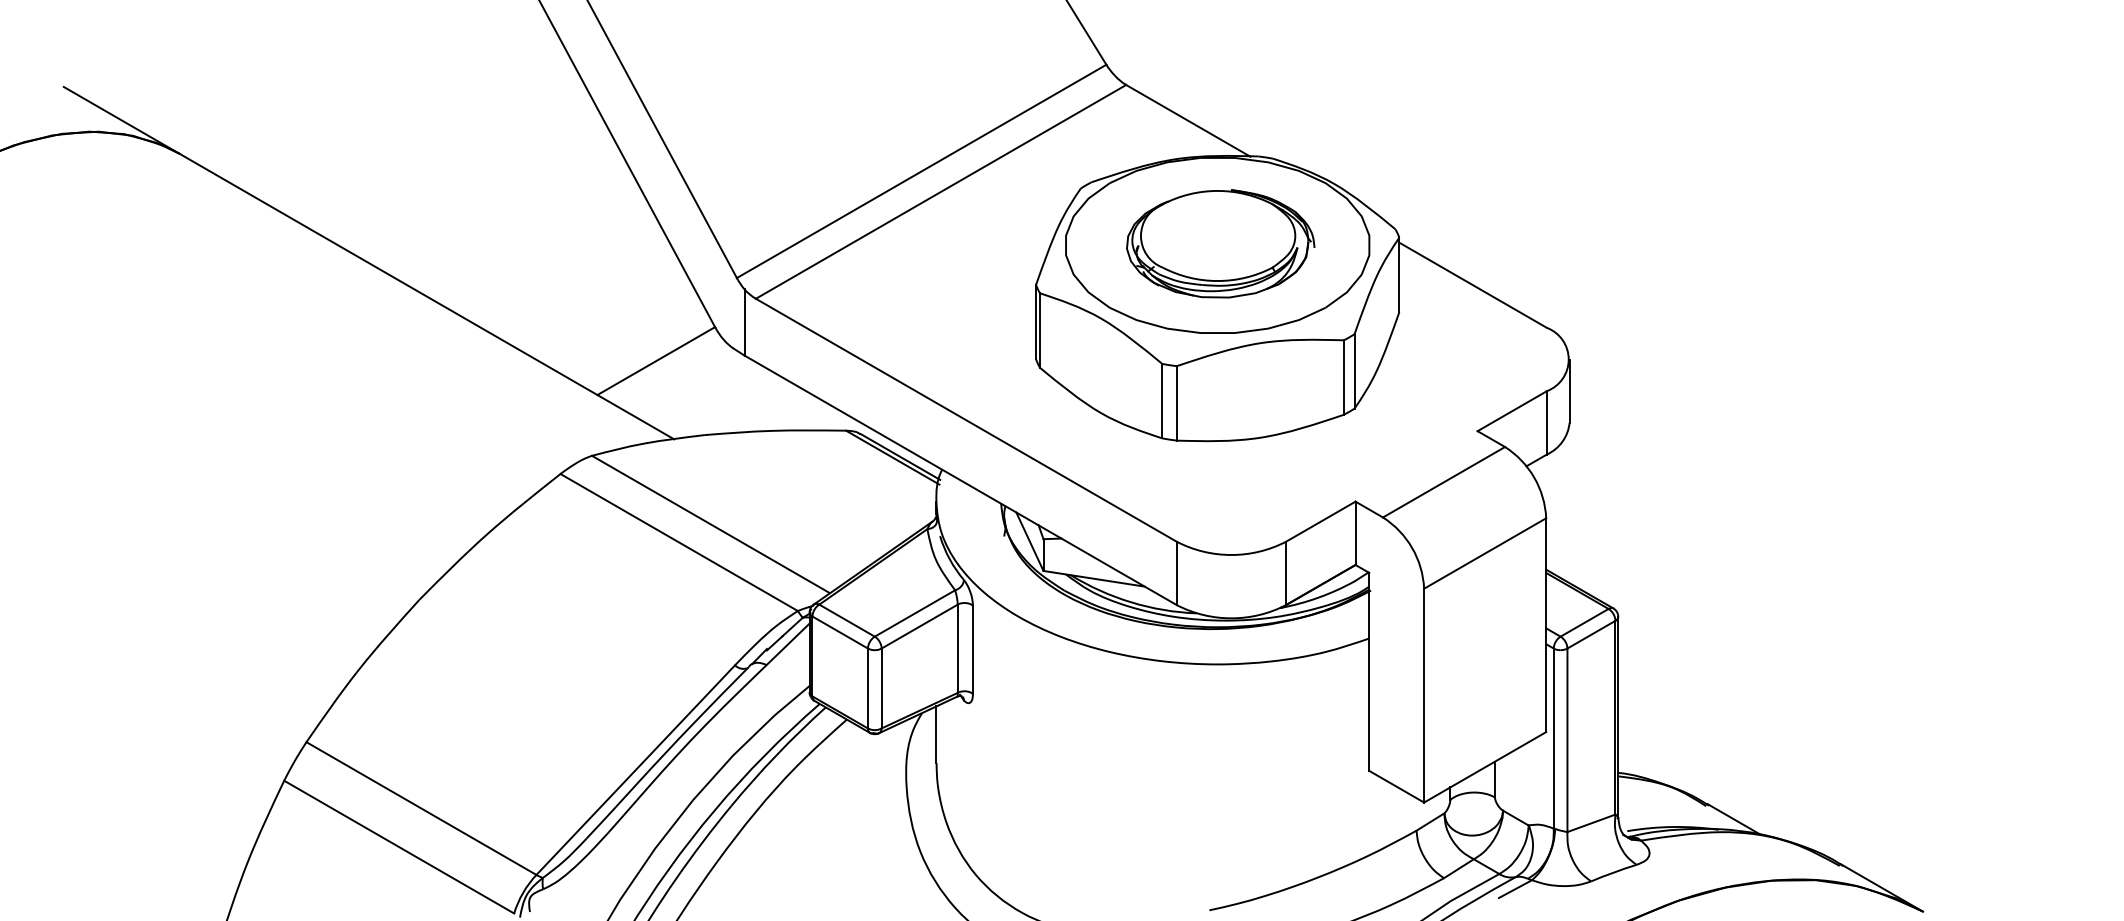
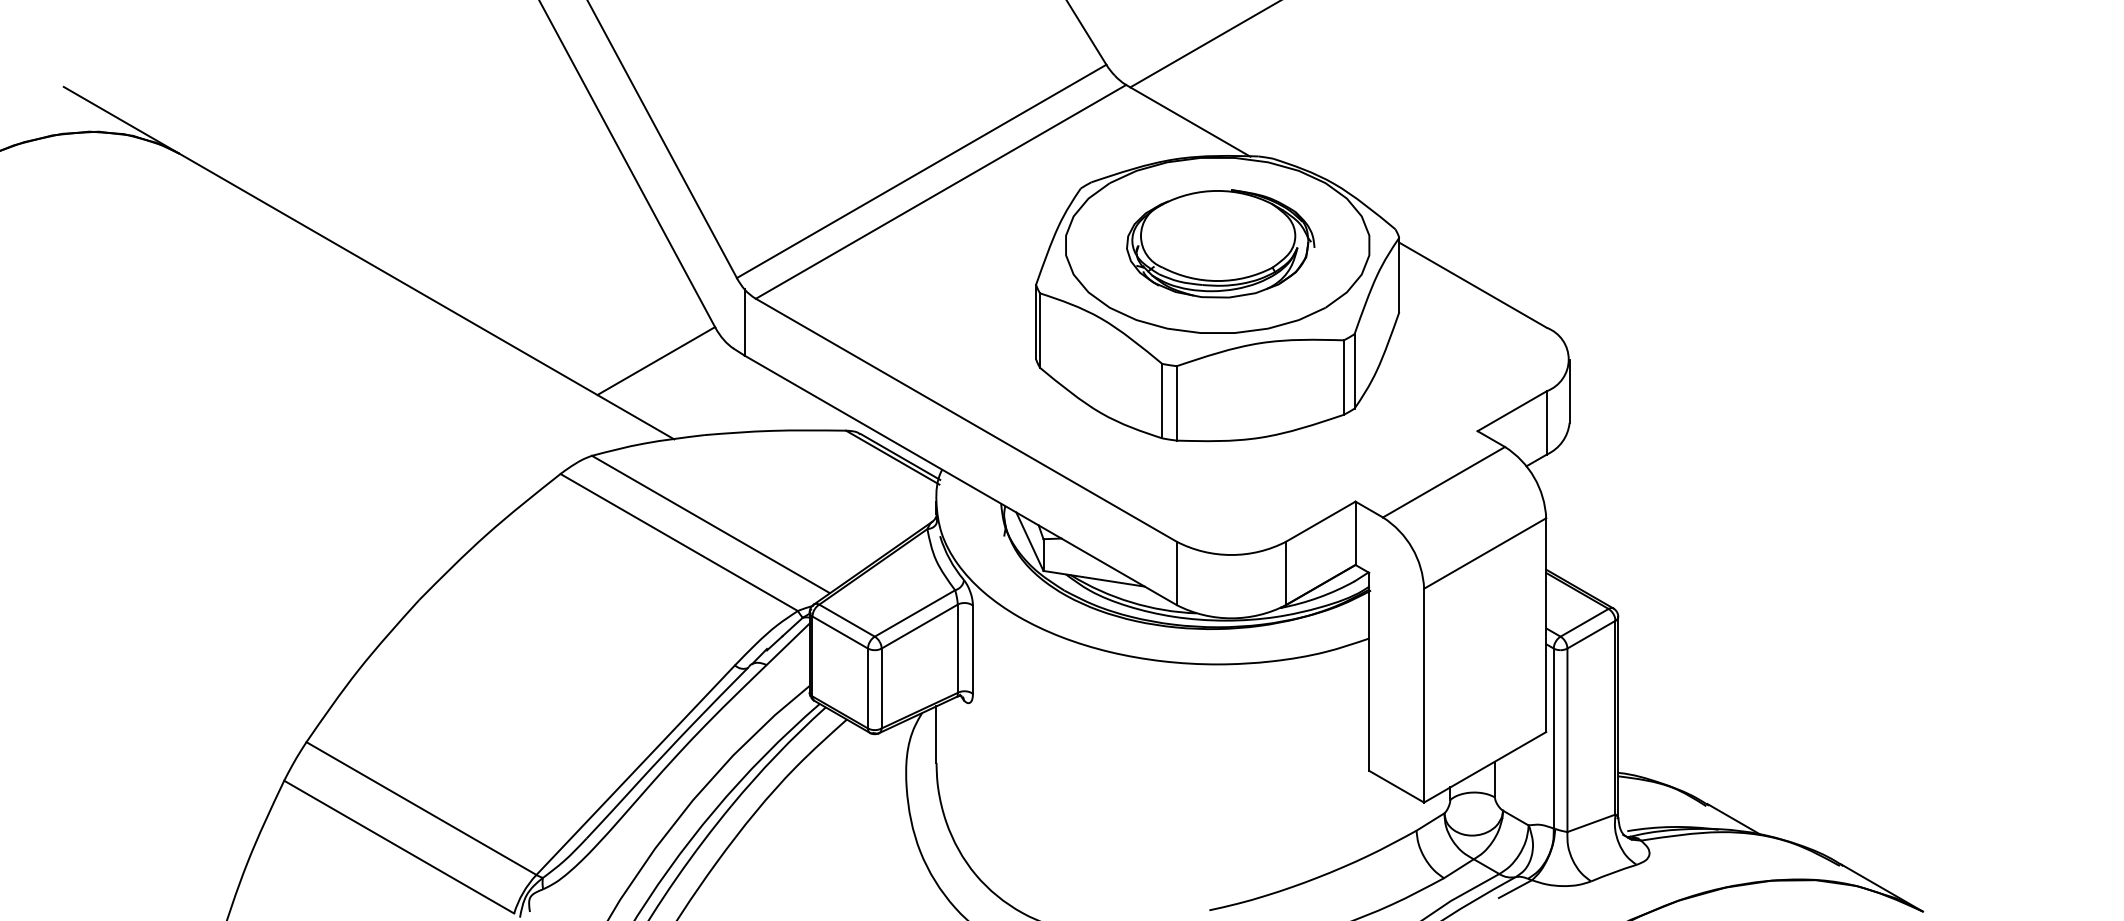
line: none -> present (1203, 44)
